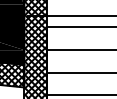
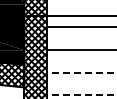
line: solid -> dashed (82, 72)
line: solid -> dashed (82, 95)
